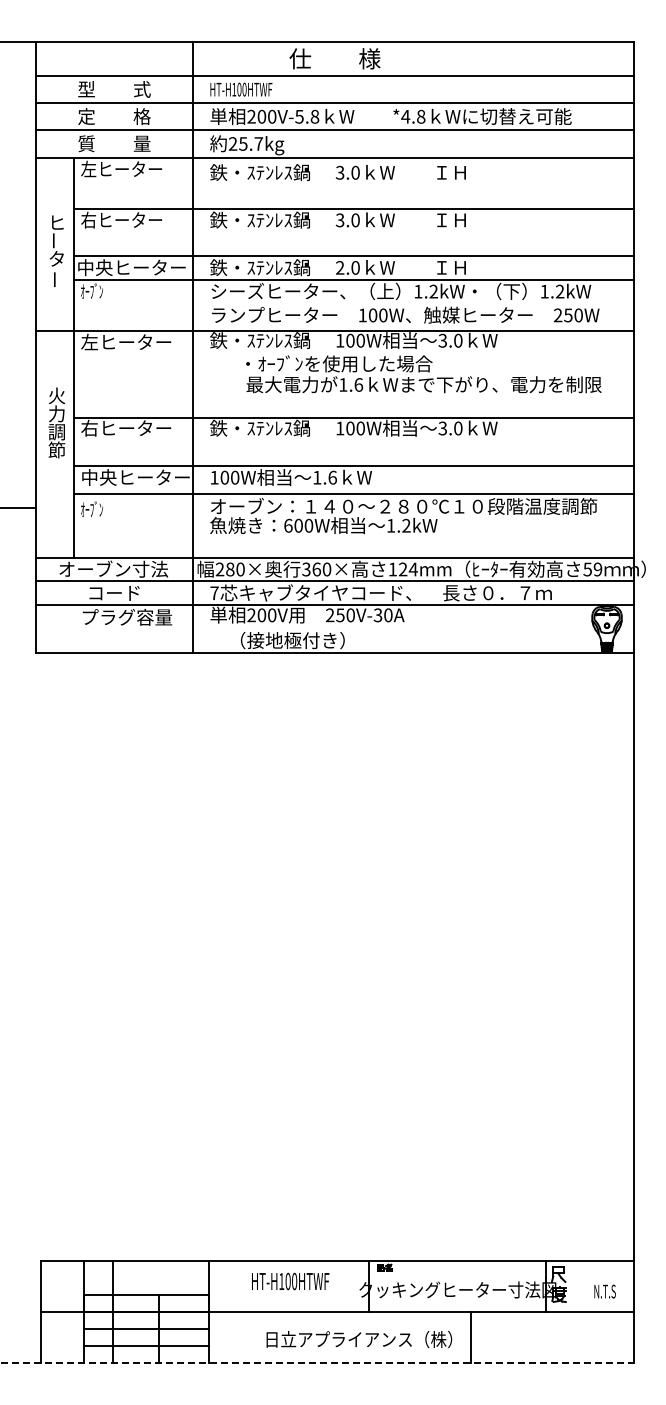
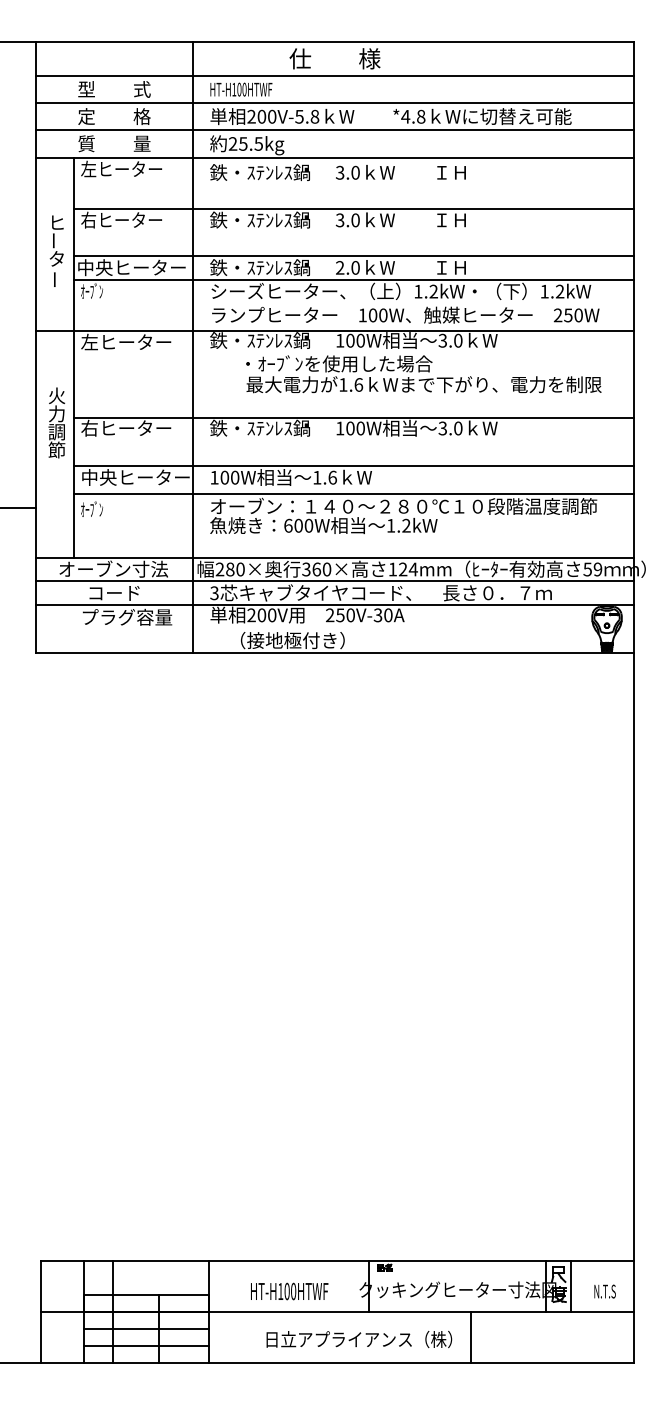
text: 25.7kg -> 25.5kg (258, 143)
text: 7 -> 3 (214, 593)
text position: (290, 1281) -> (289, 1291) (289, 1291)
line: none -> present (571, 1285)
line: dashed -> solid (317, 1362)
